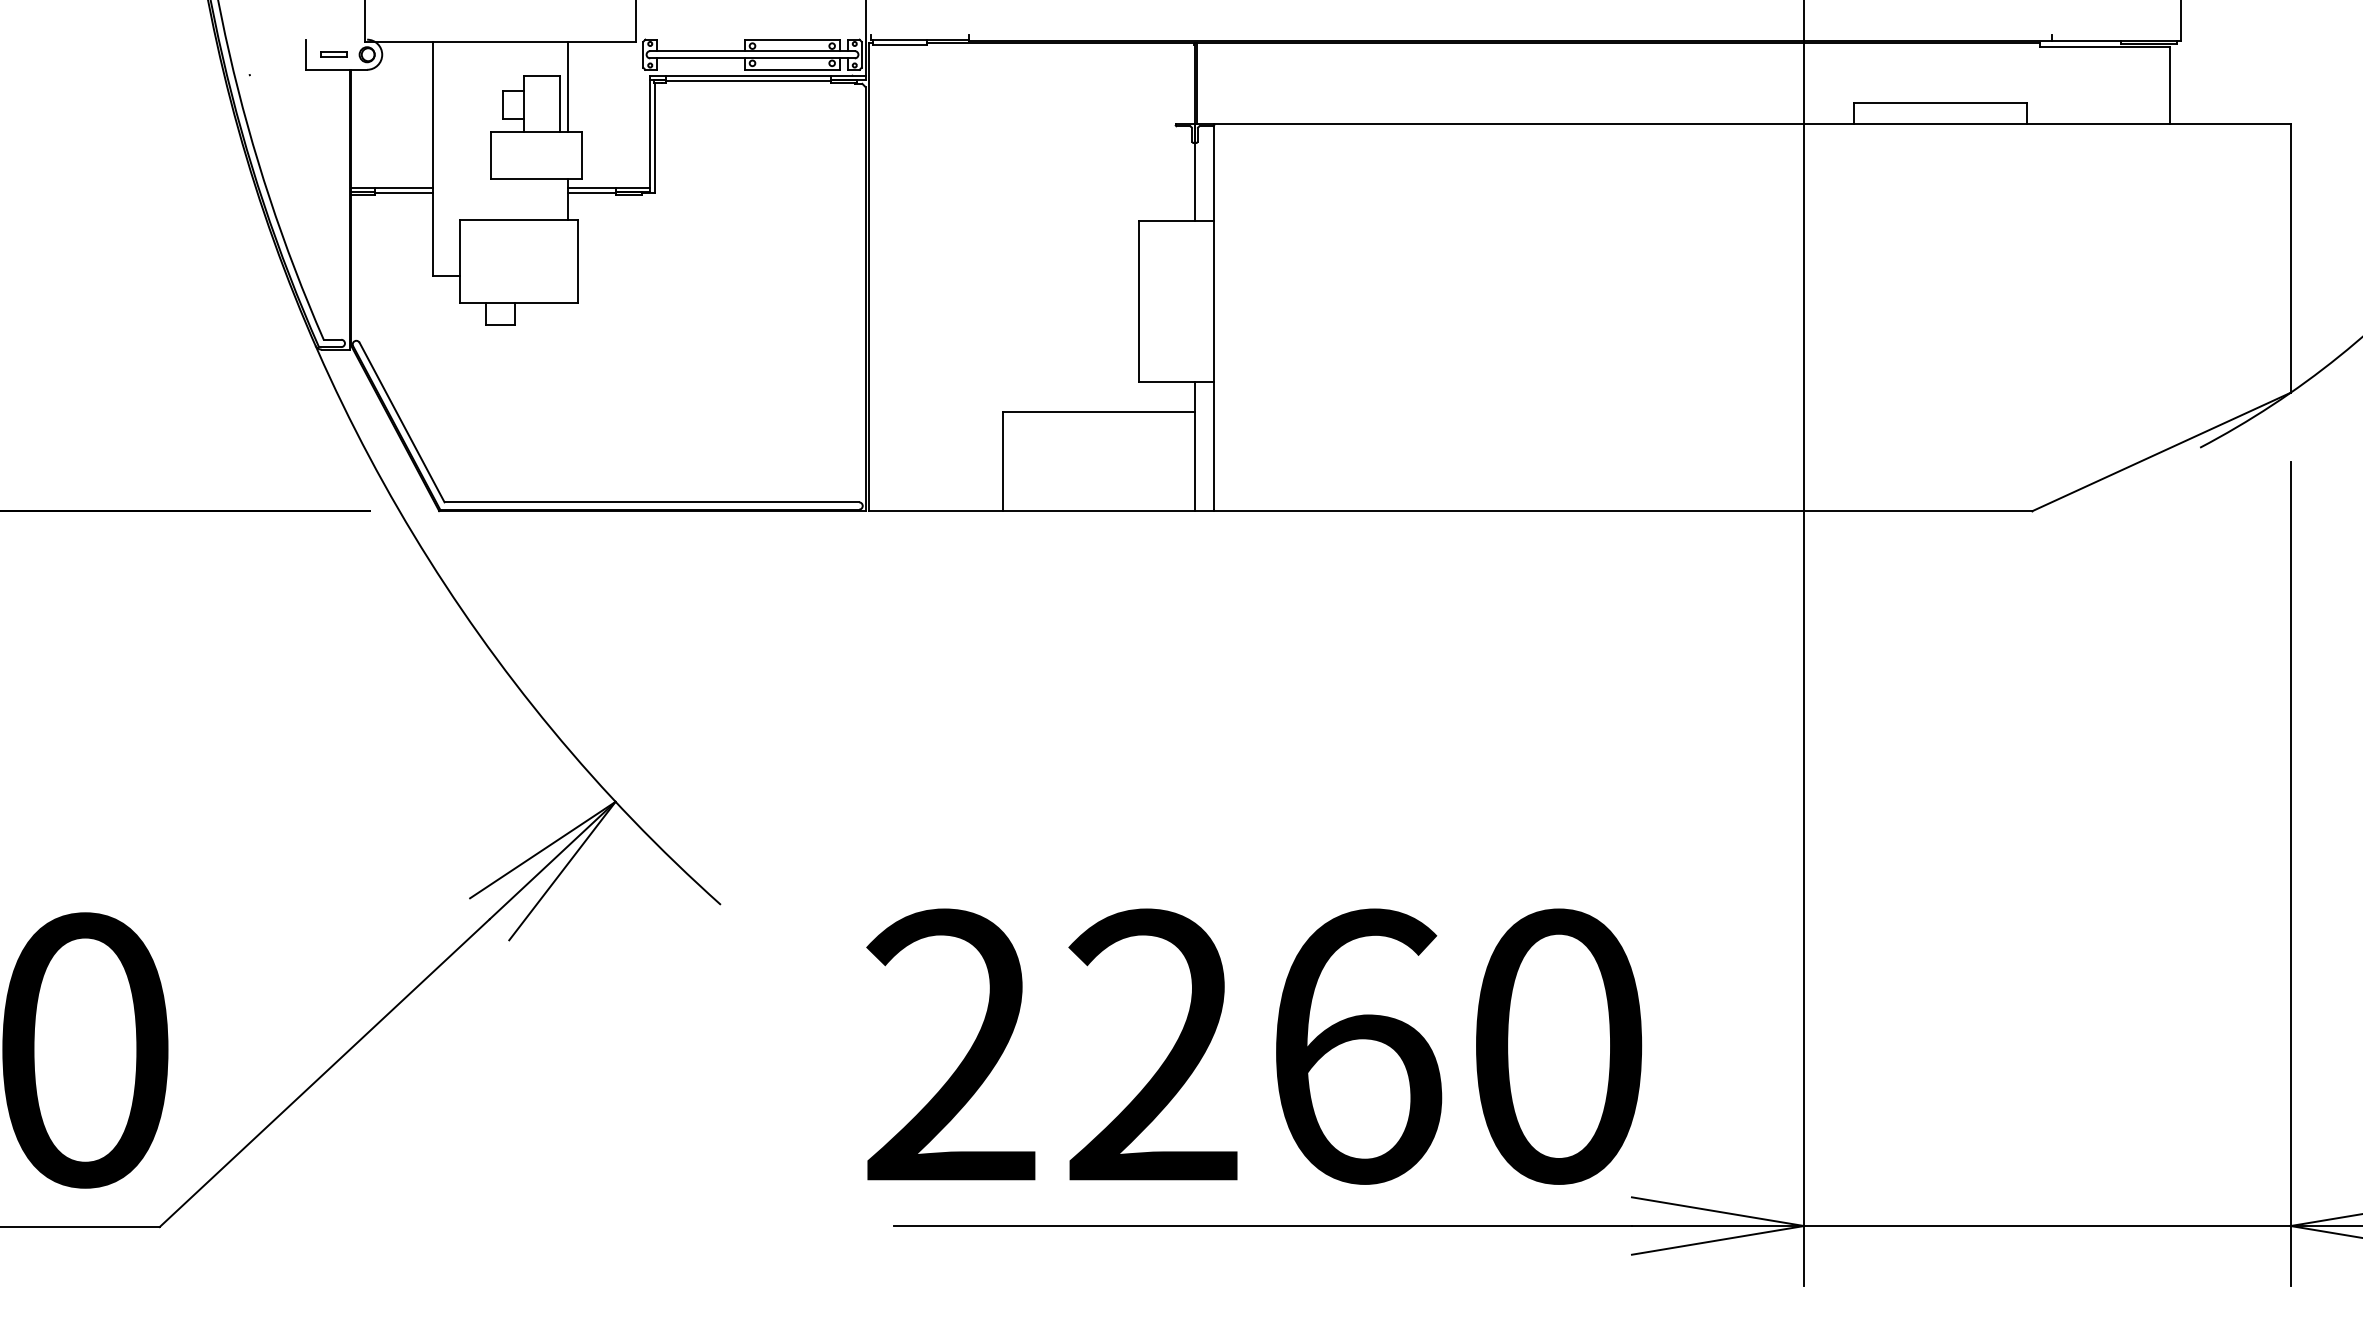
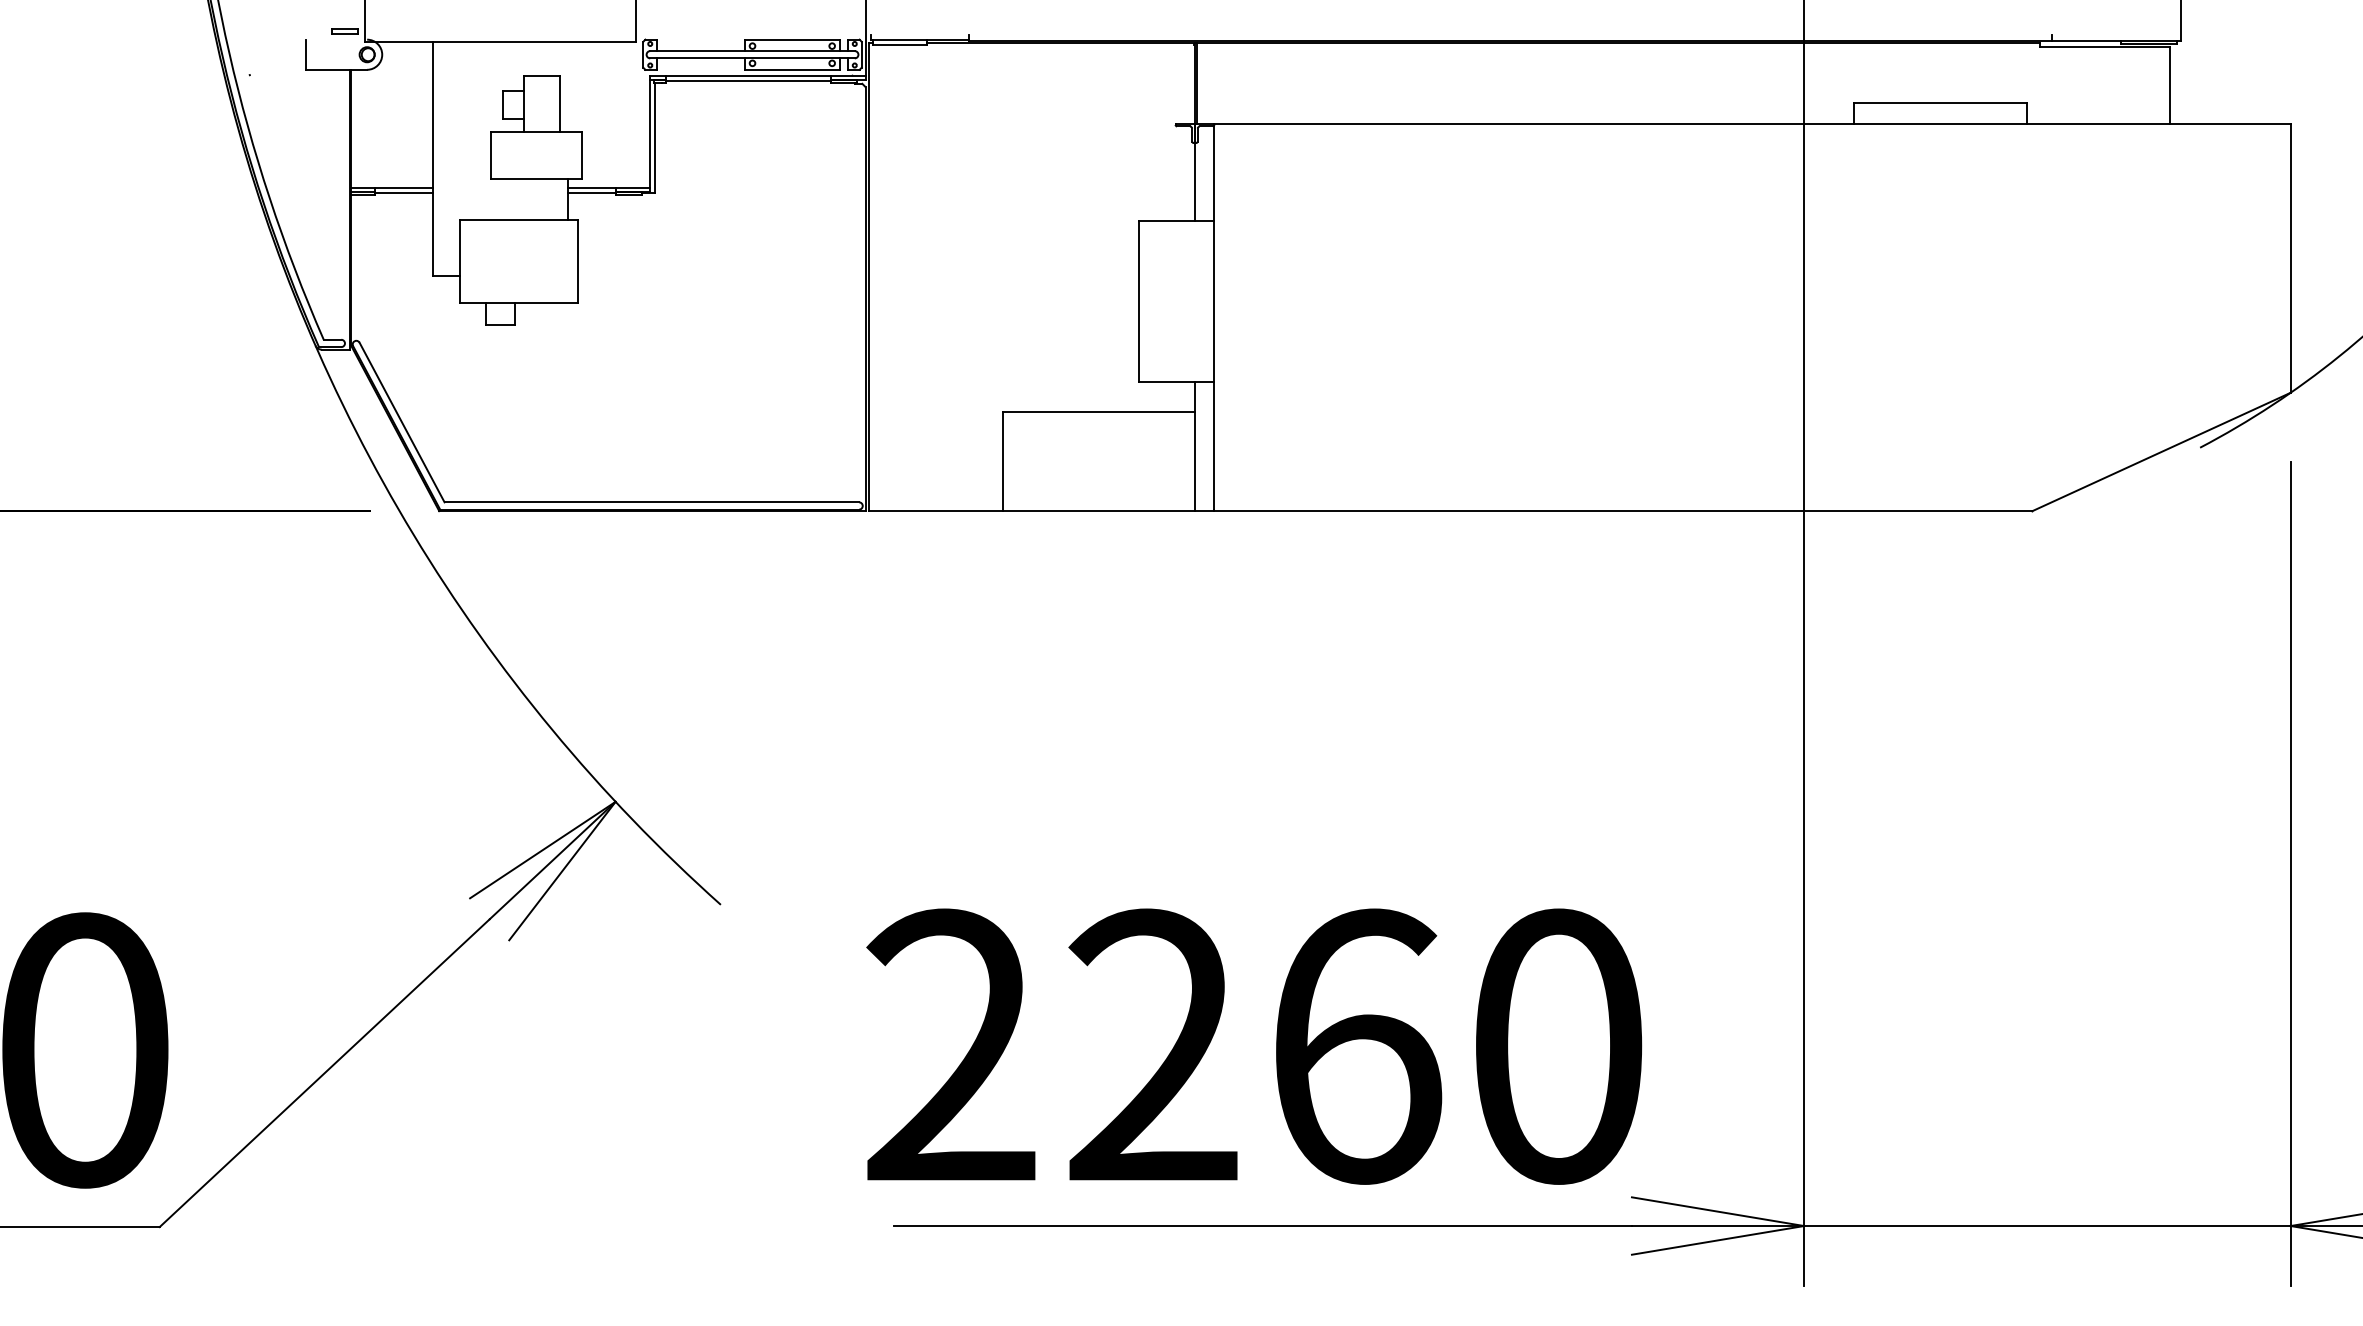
part position: (333, 54) -> (344, 31) (344, 31)
line: present -> none (568, 86)
